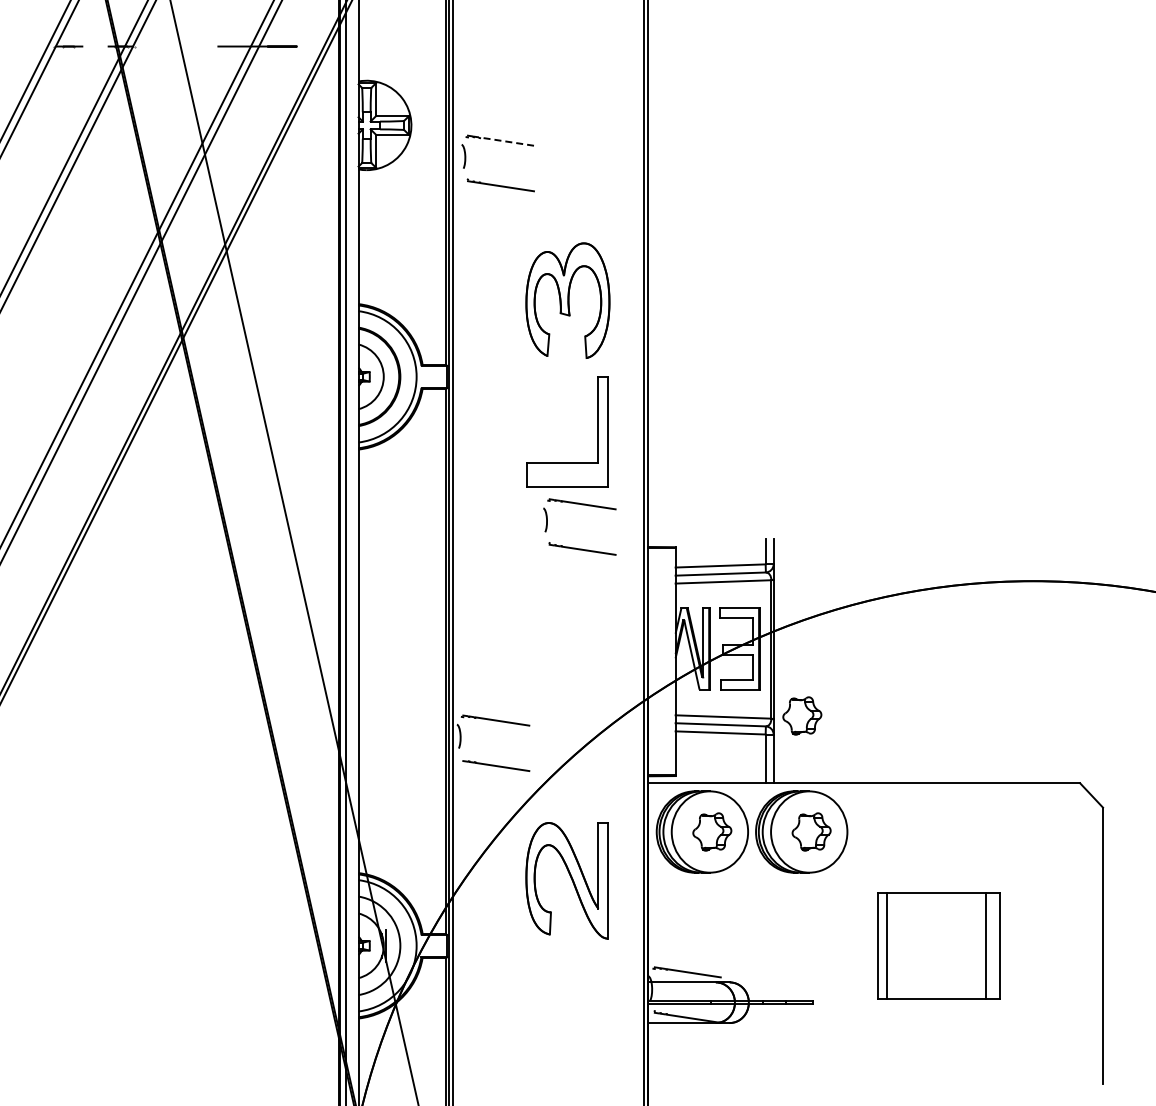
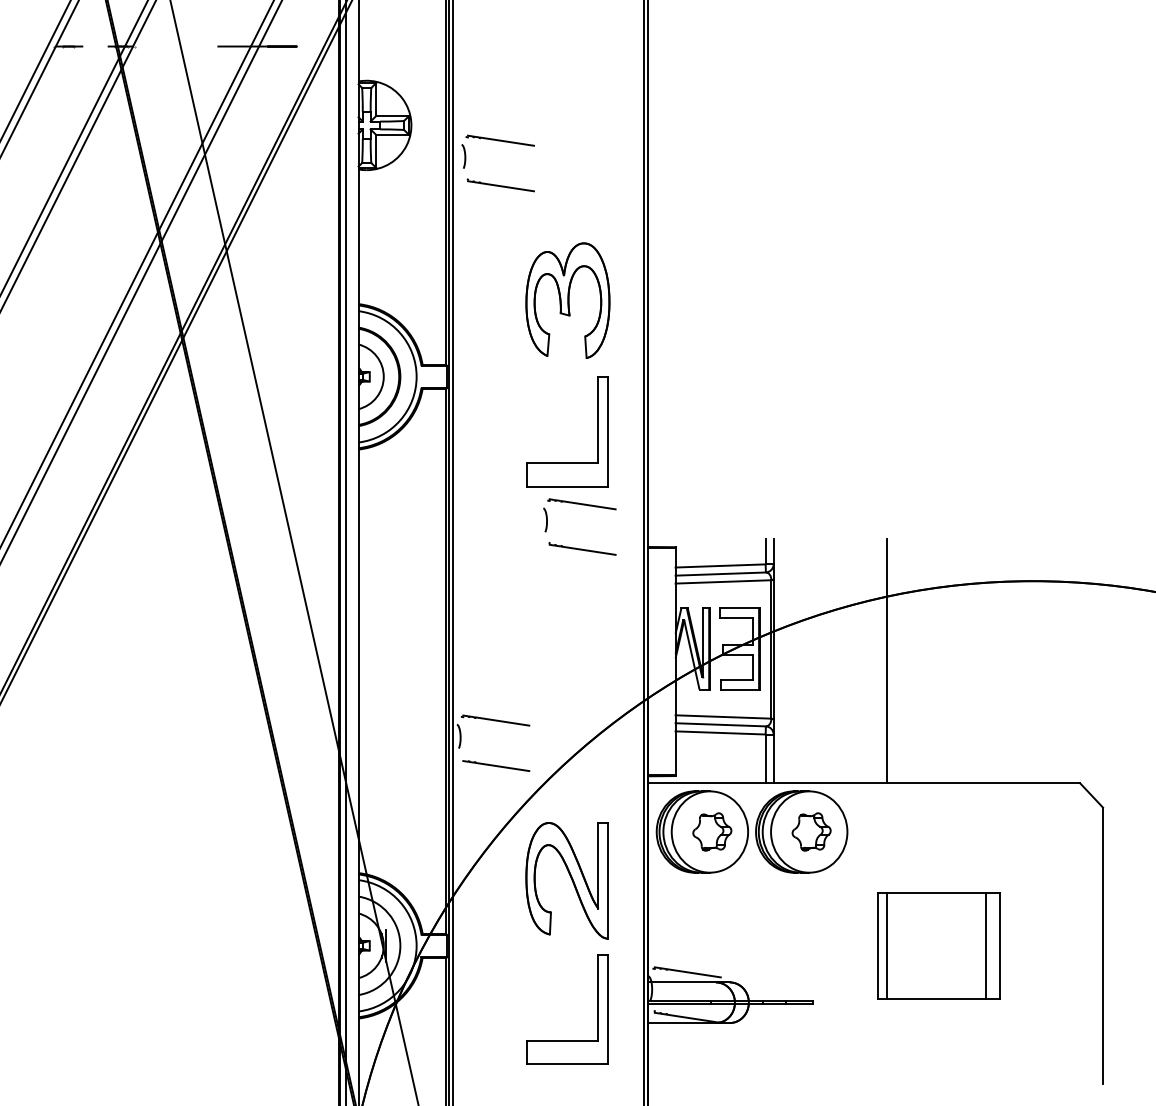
line: dashed -> solid (506, 141)
line: none -> present (886, 661)
part: present -> none (802, 715)
part: none -> present (597, 1009)
